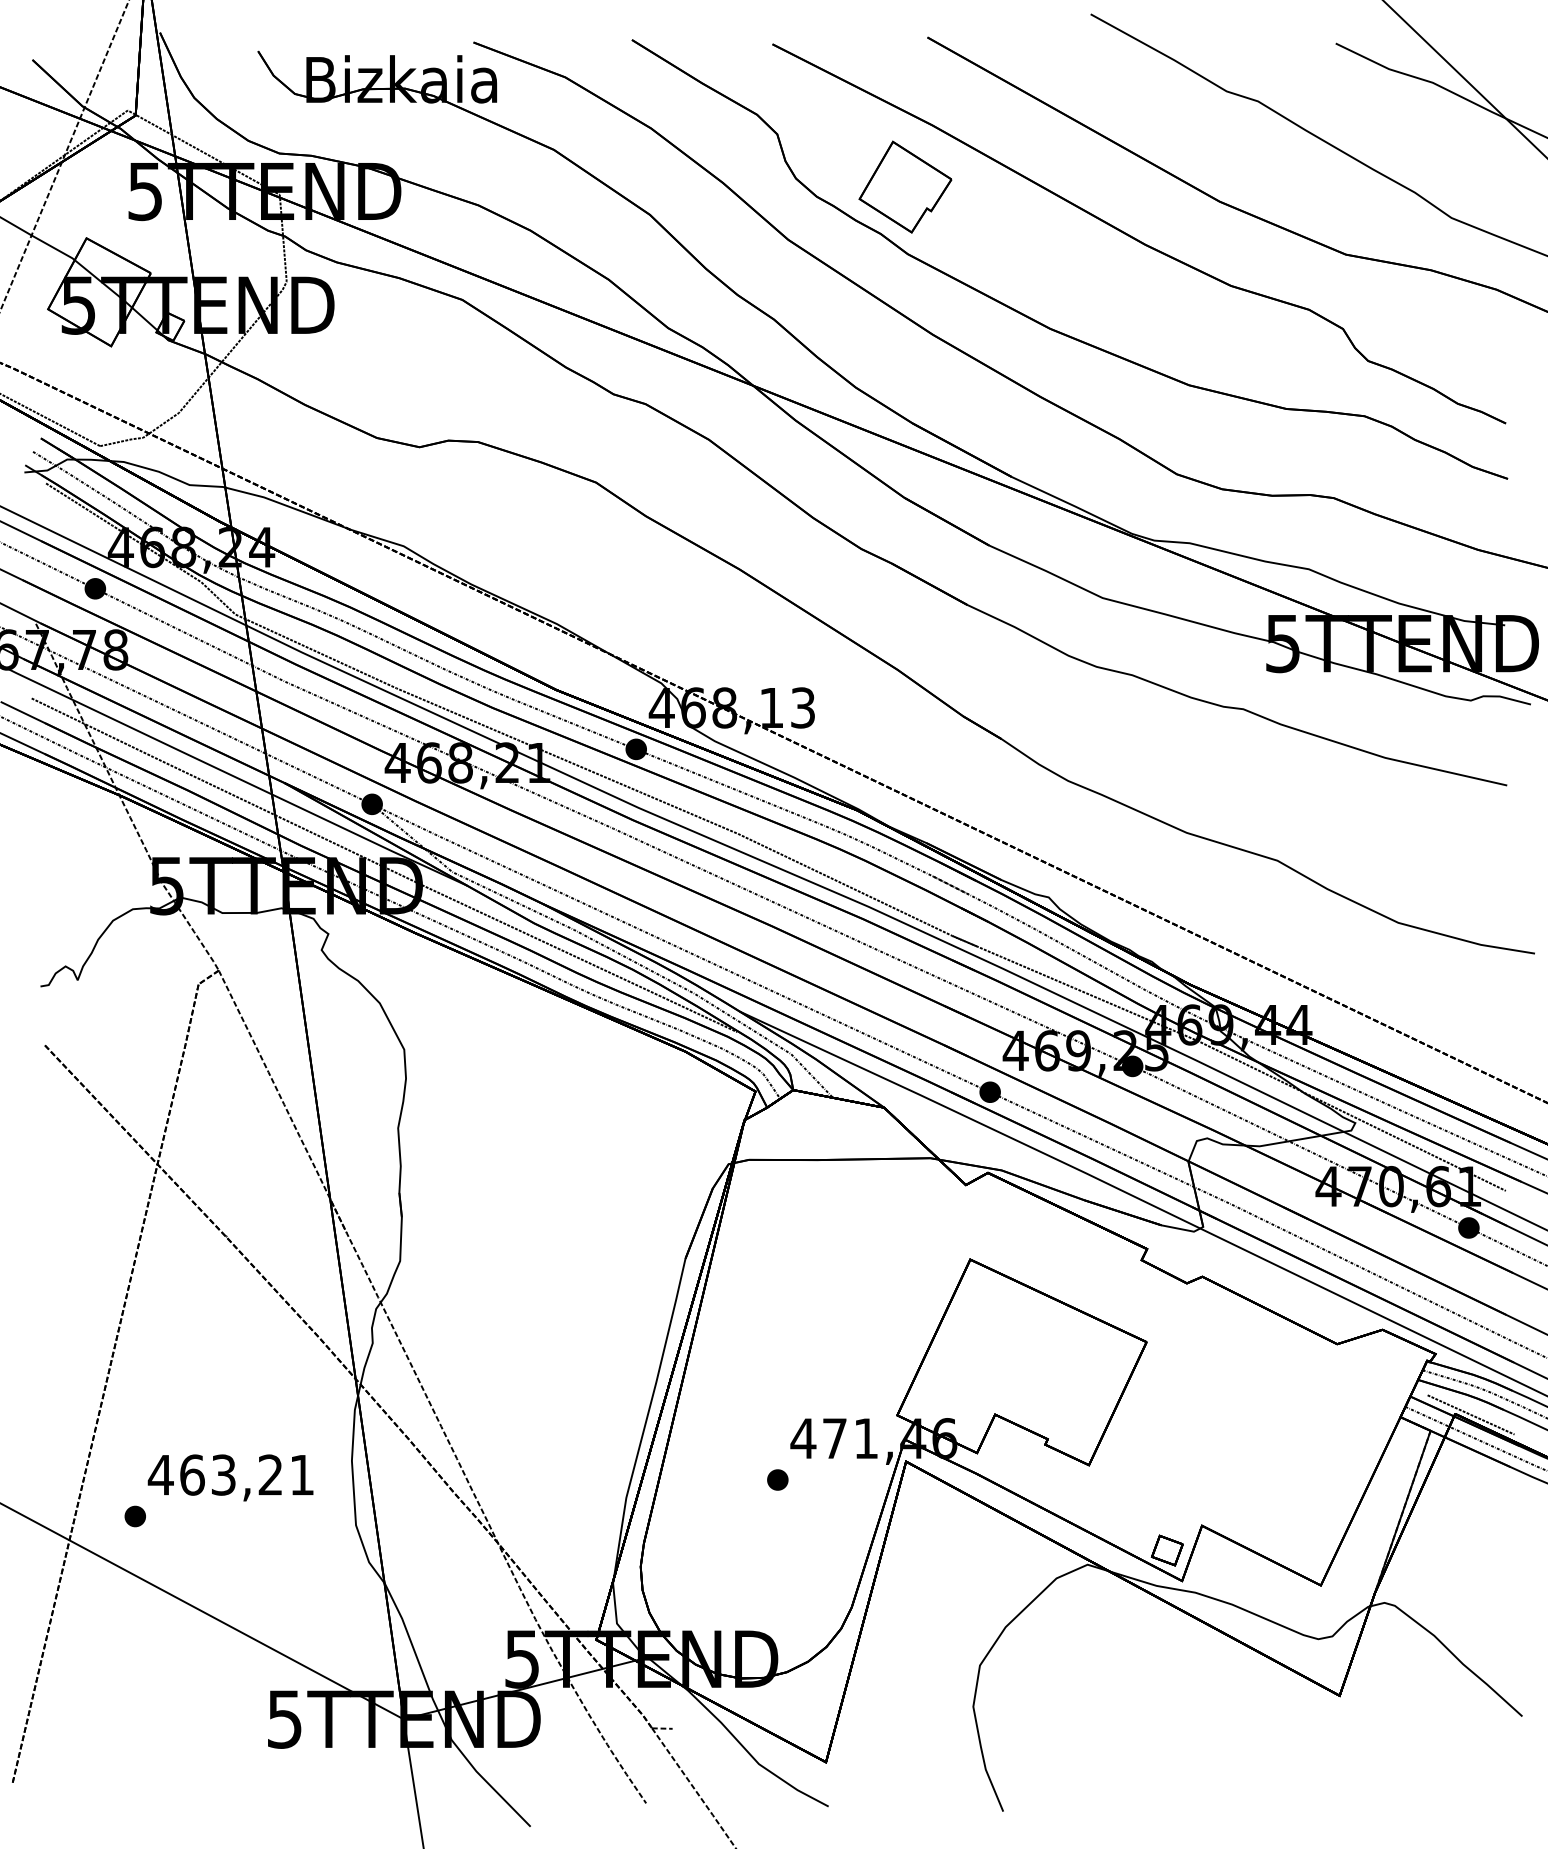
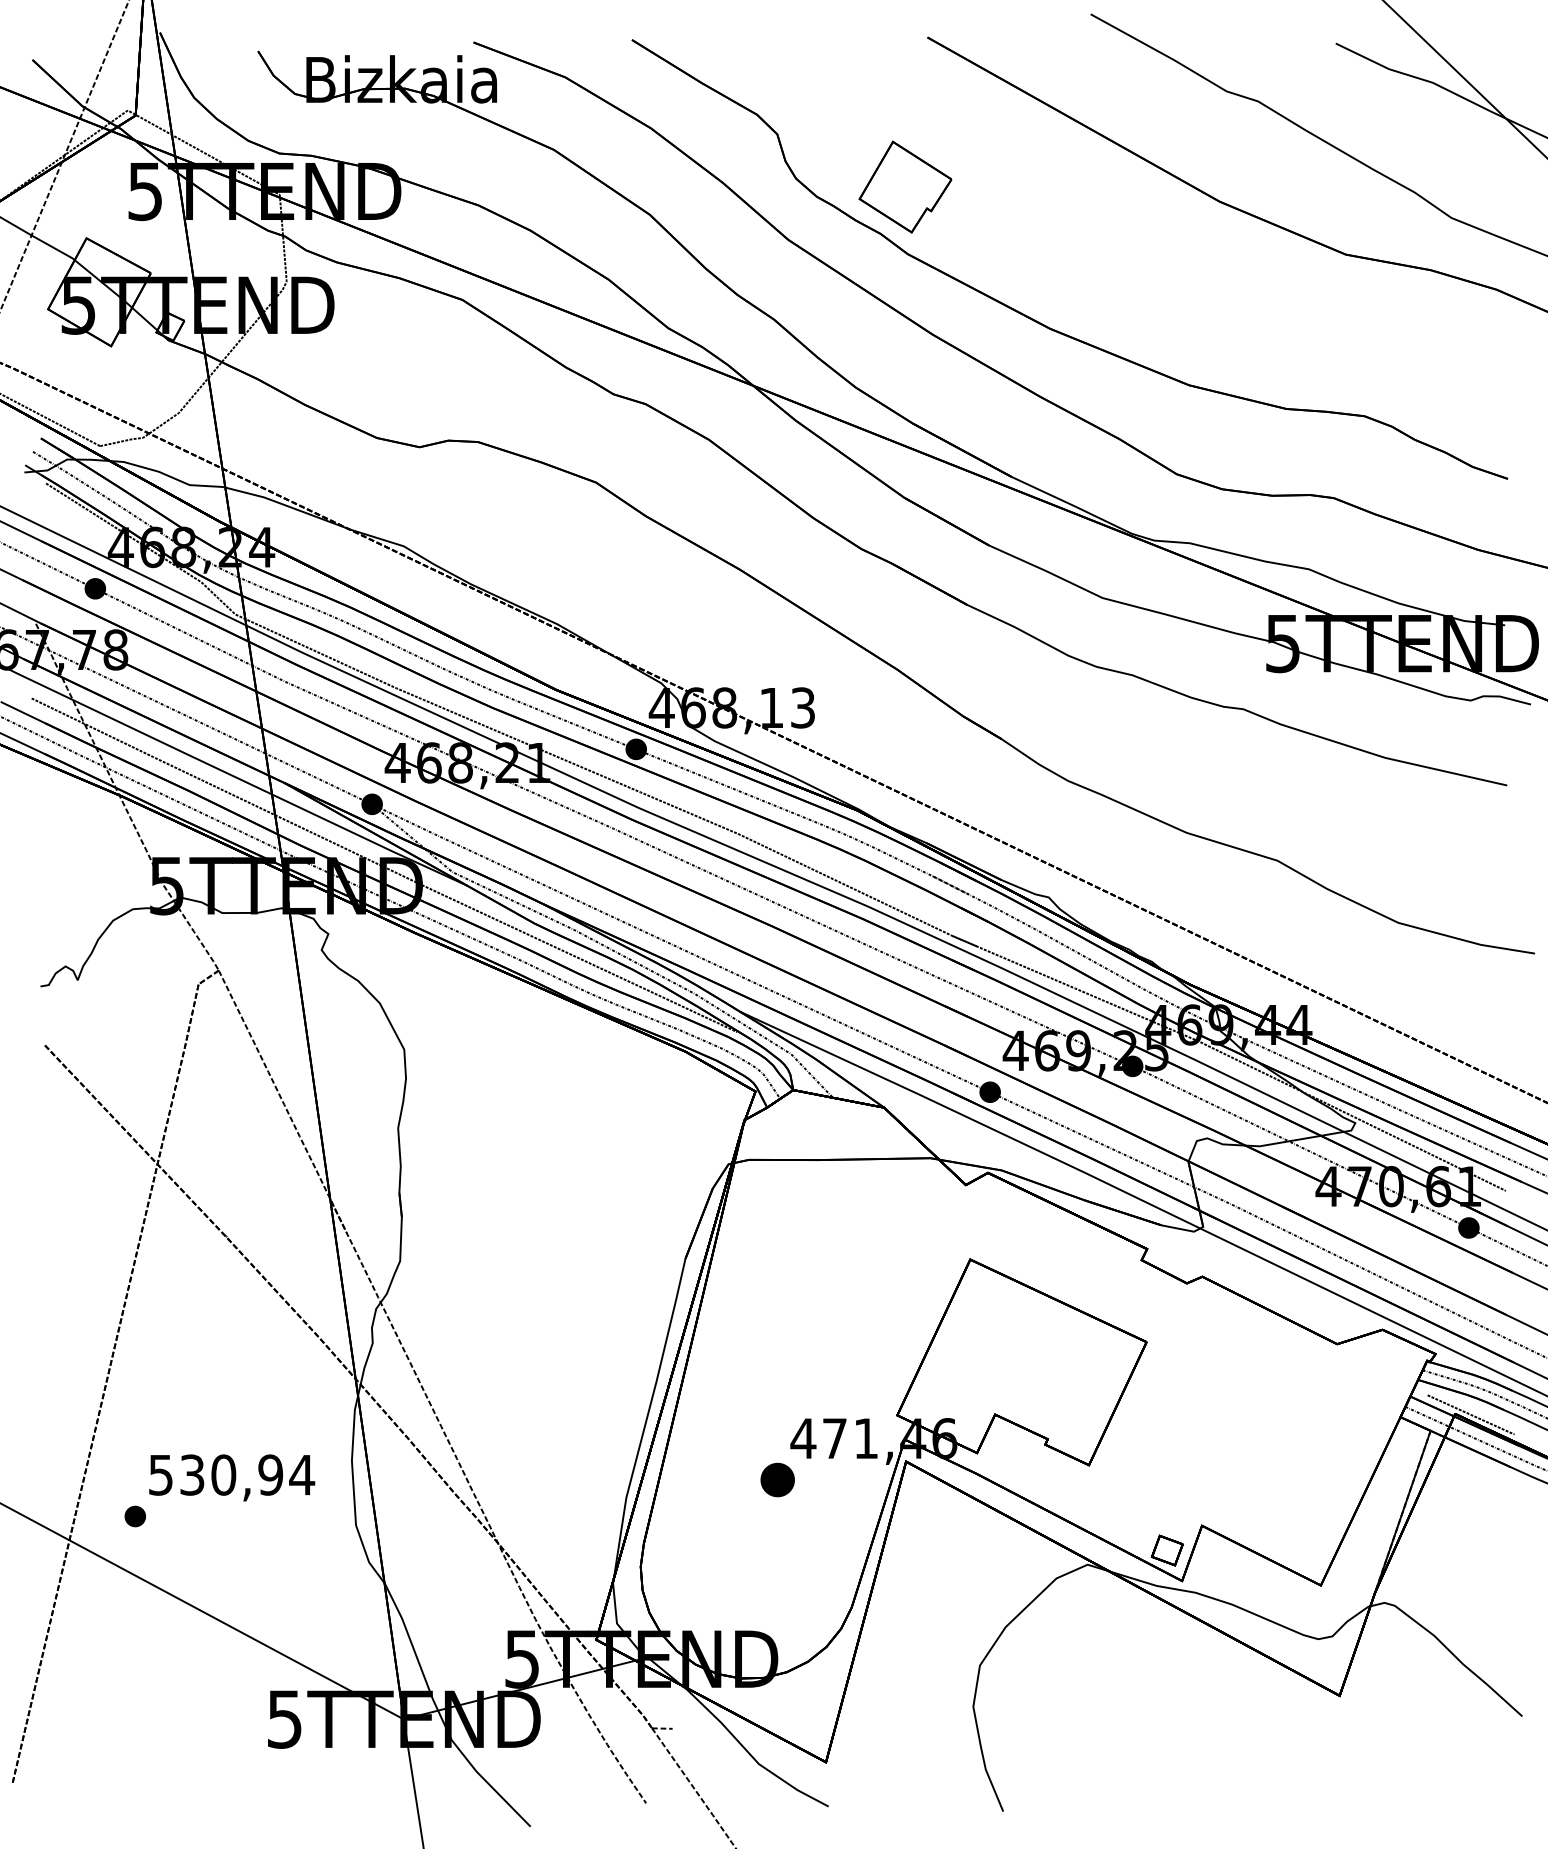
part: present -> none (1139, 233)
text: 463,21 -> 530,94 (231, 1474)
part size: 22x22 px -> 35x36 px (777, 1479)
